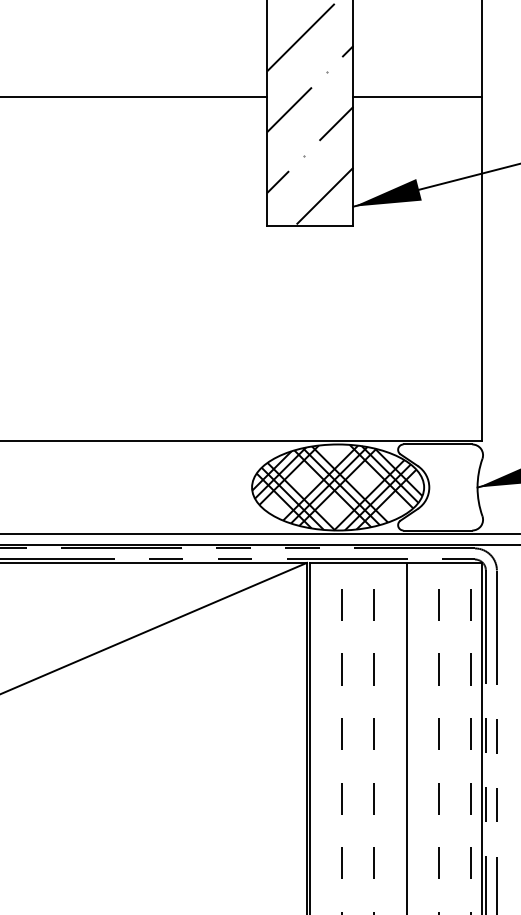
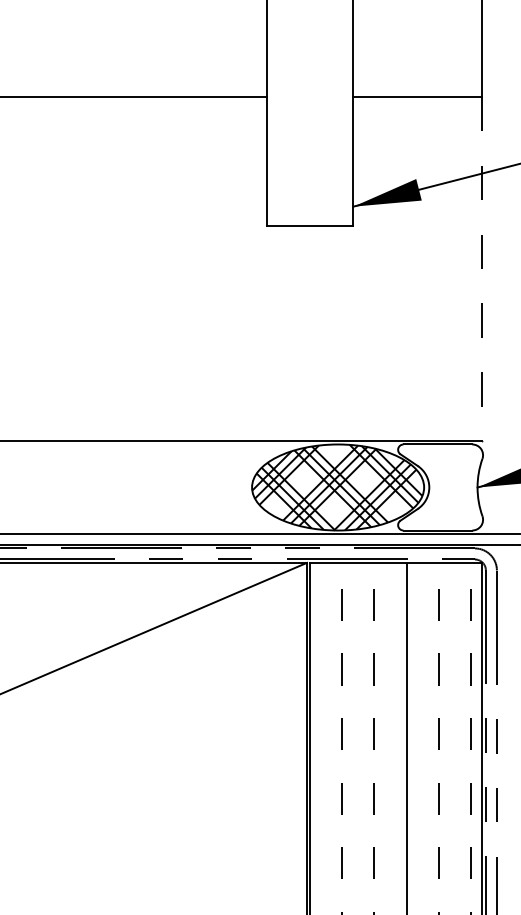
hatch: present -> none (310, 113)
line: solid -> dashed (482, 269)
